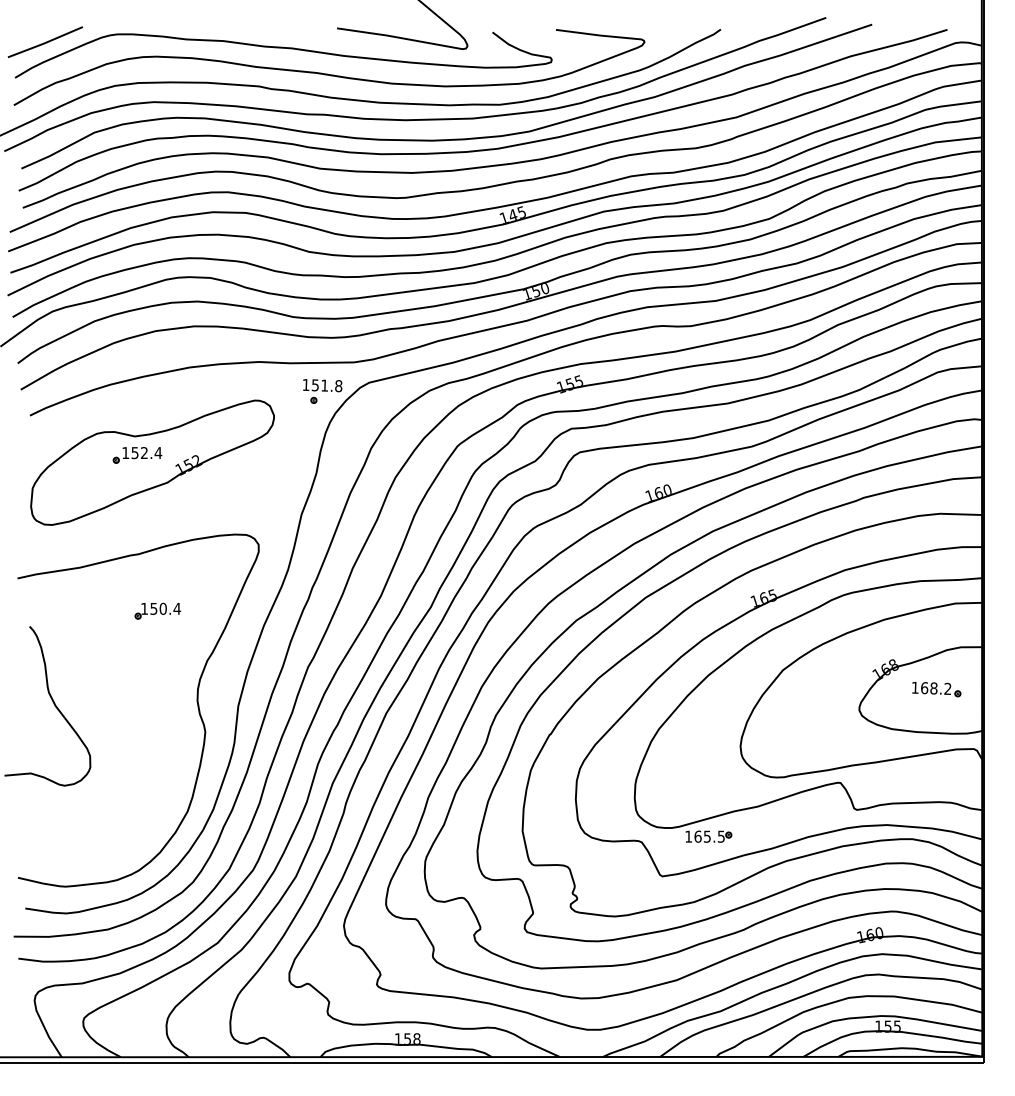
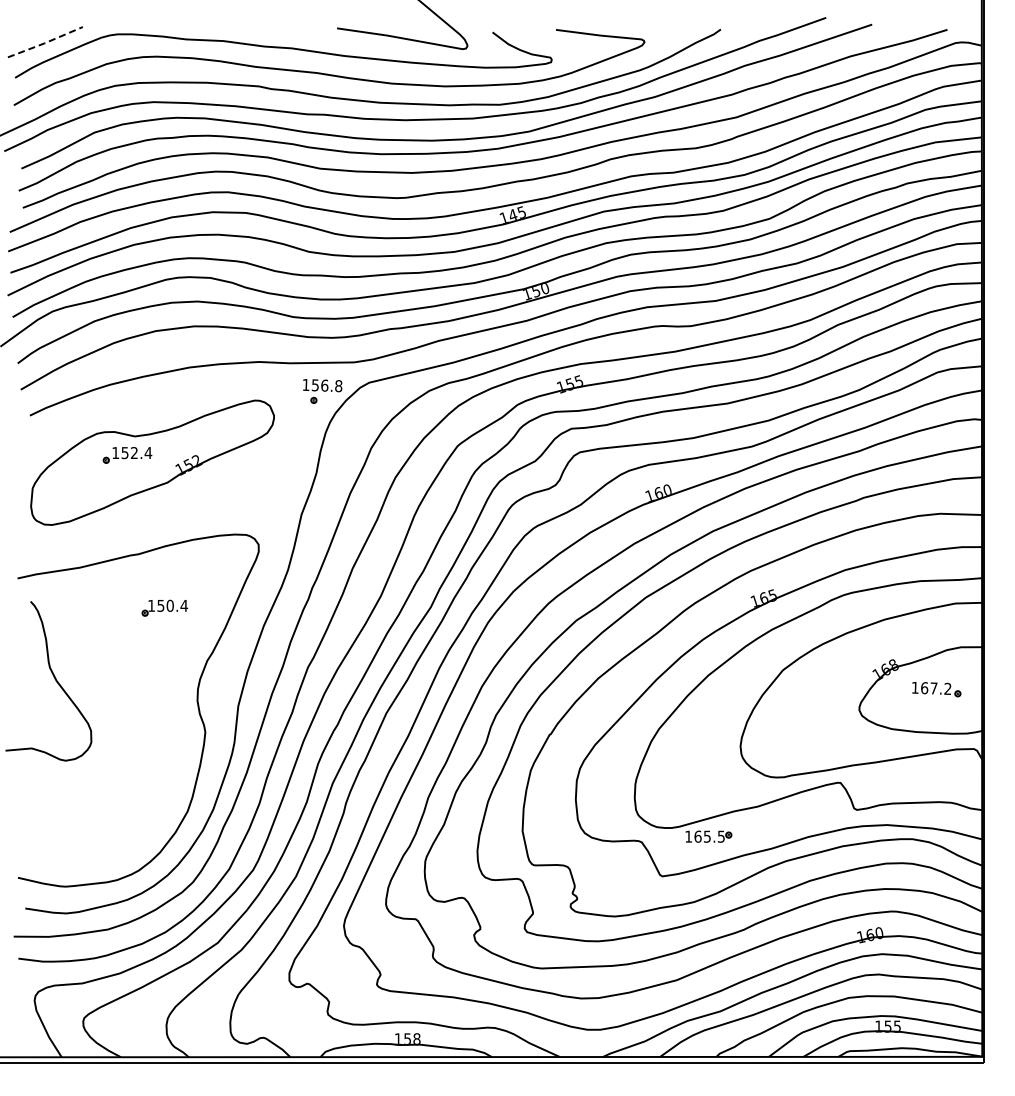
line: solid -> dashed (46, 42)
text: 151.8 -> 156.8 (324, 385)
part position: (137, 455) -> (127, 455) (127, 455)
part position: (157, 610) -> (164, 607) (164, 607)
text: 168.2 -> 167.2 (933, 688)
curve position: (53, 704) -> (54, 679) (54, 679)
